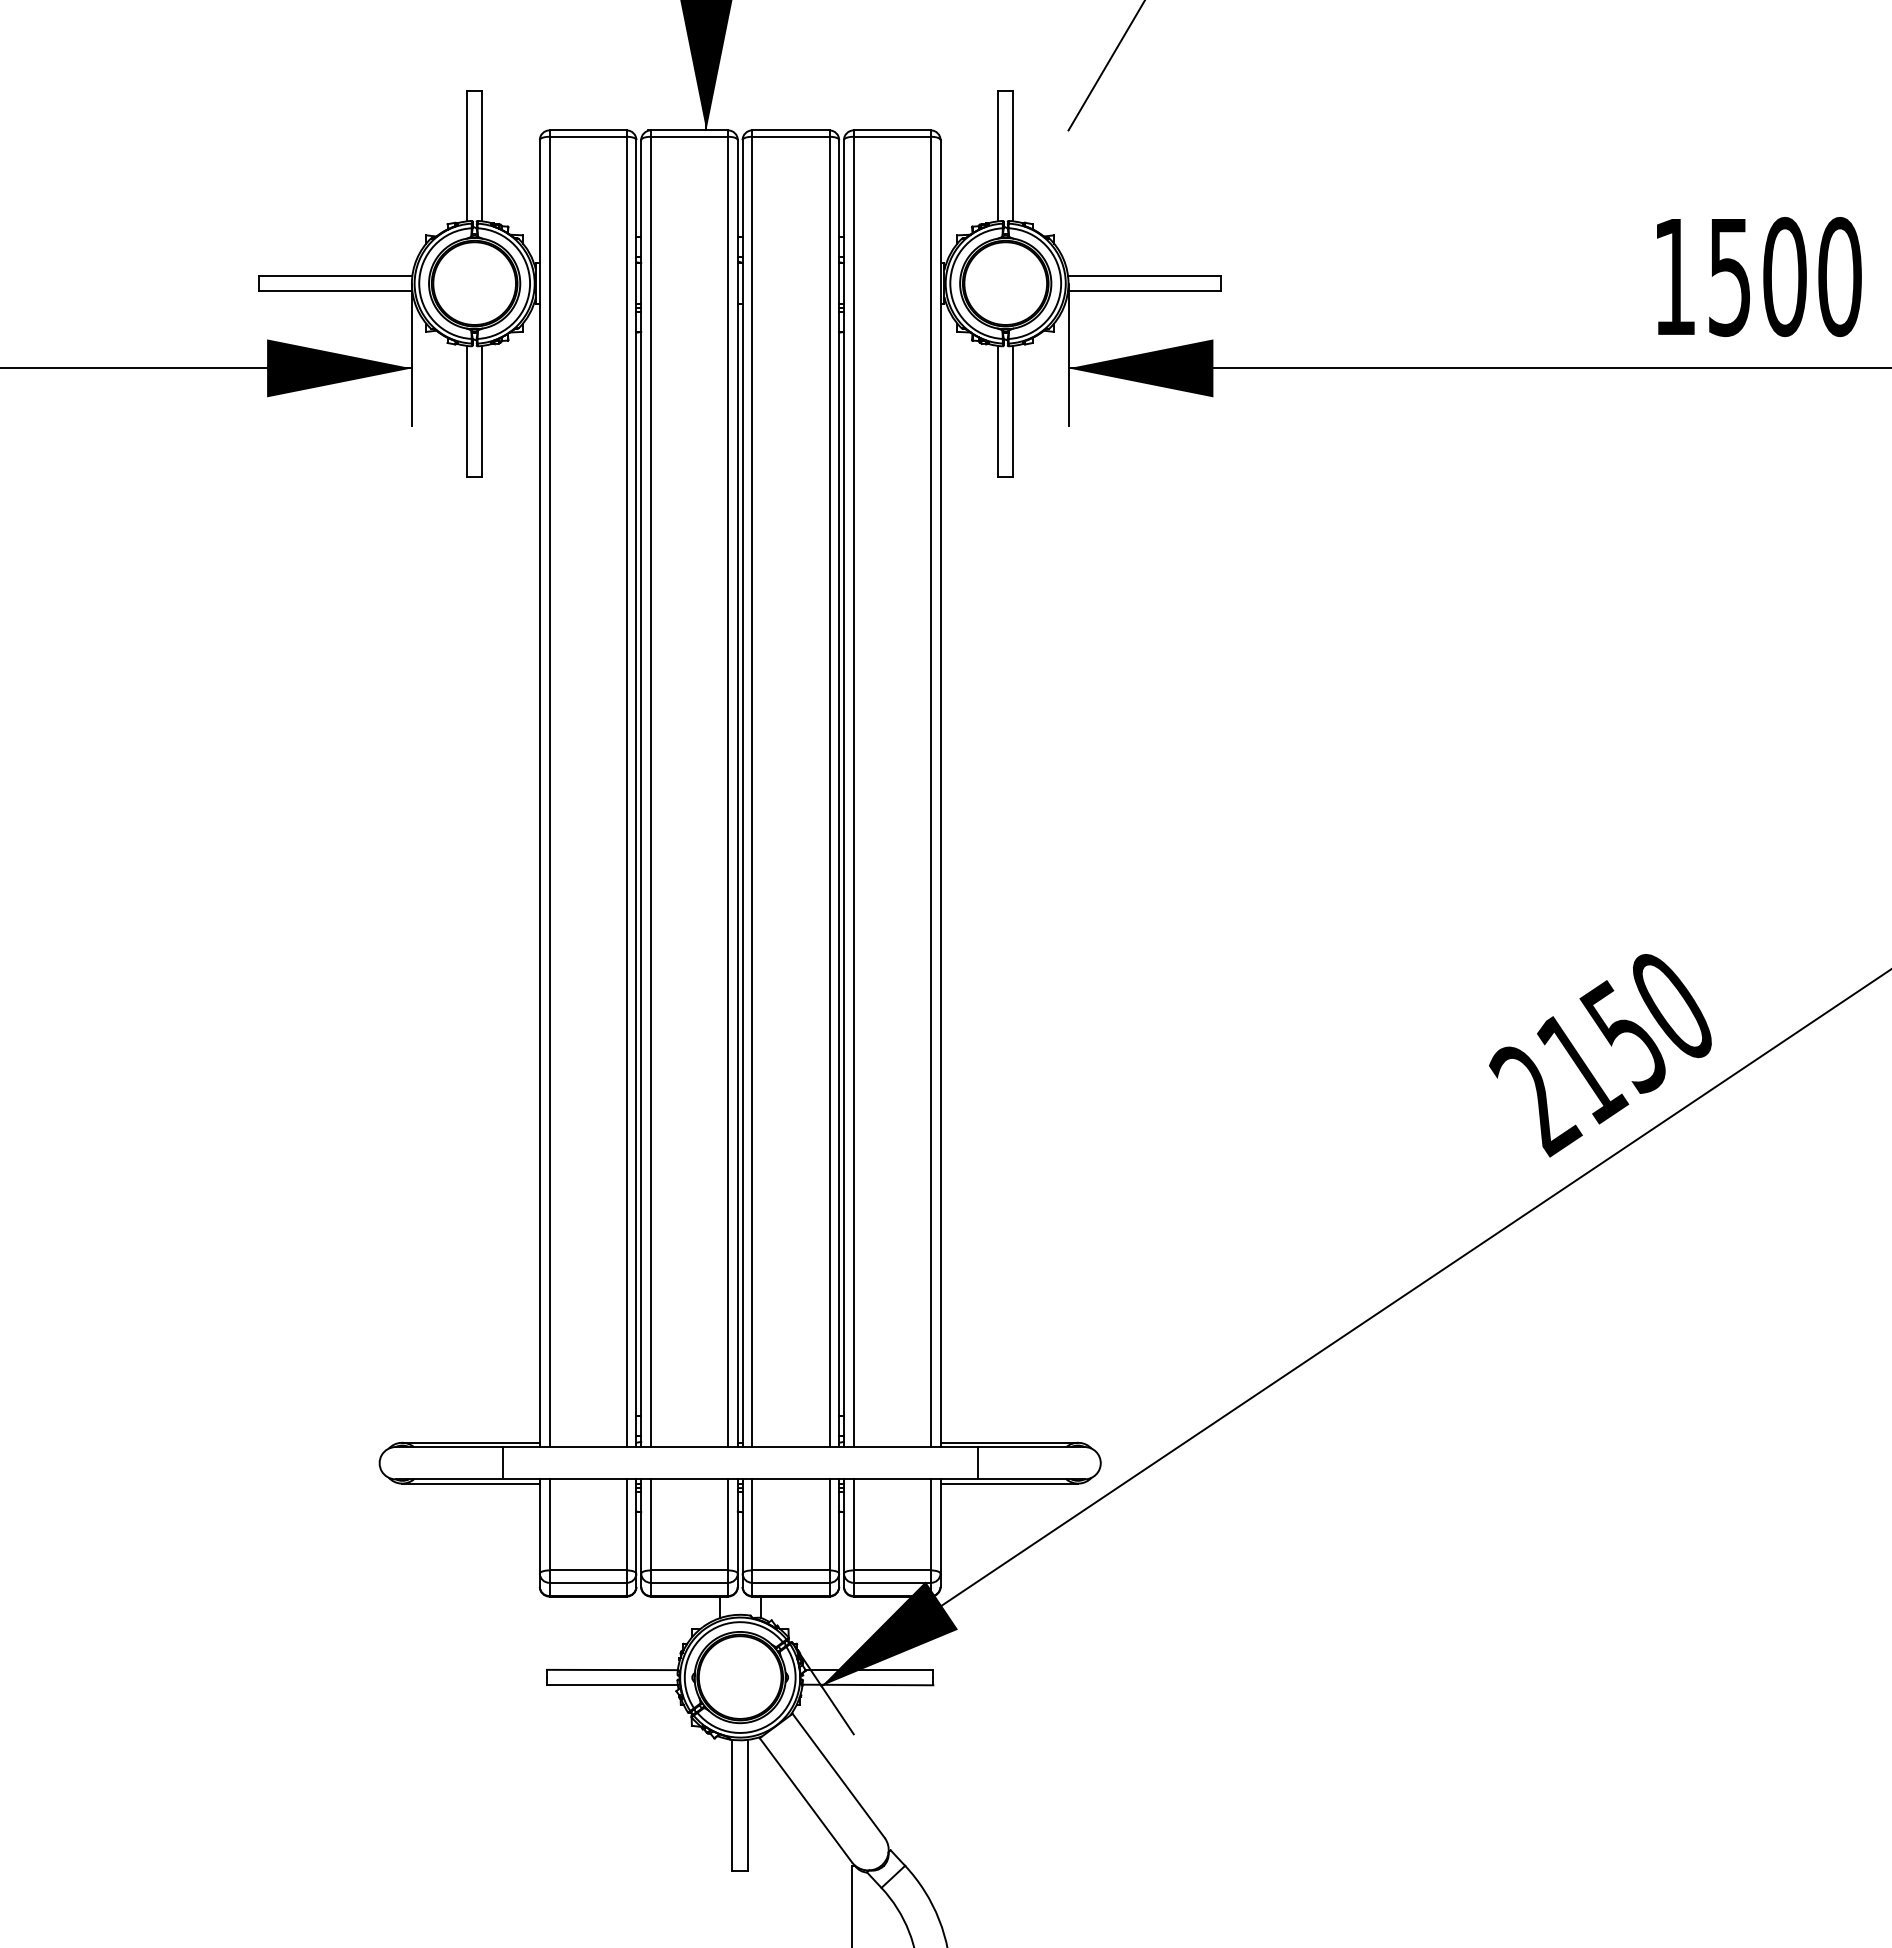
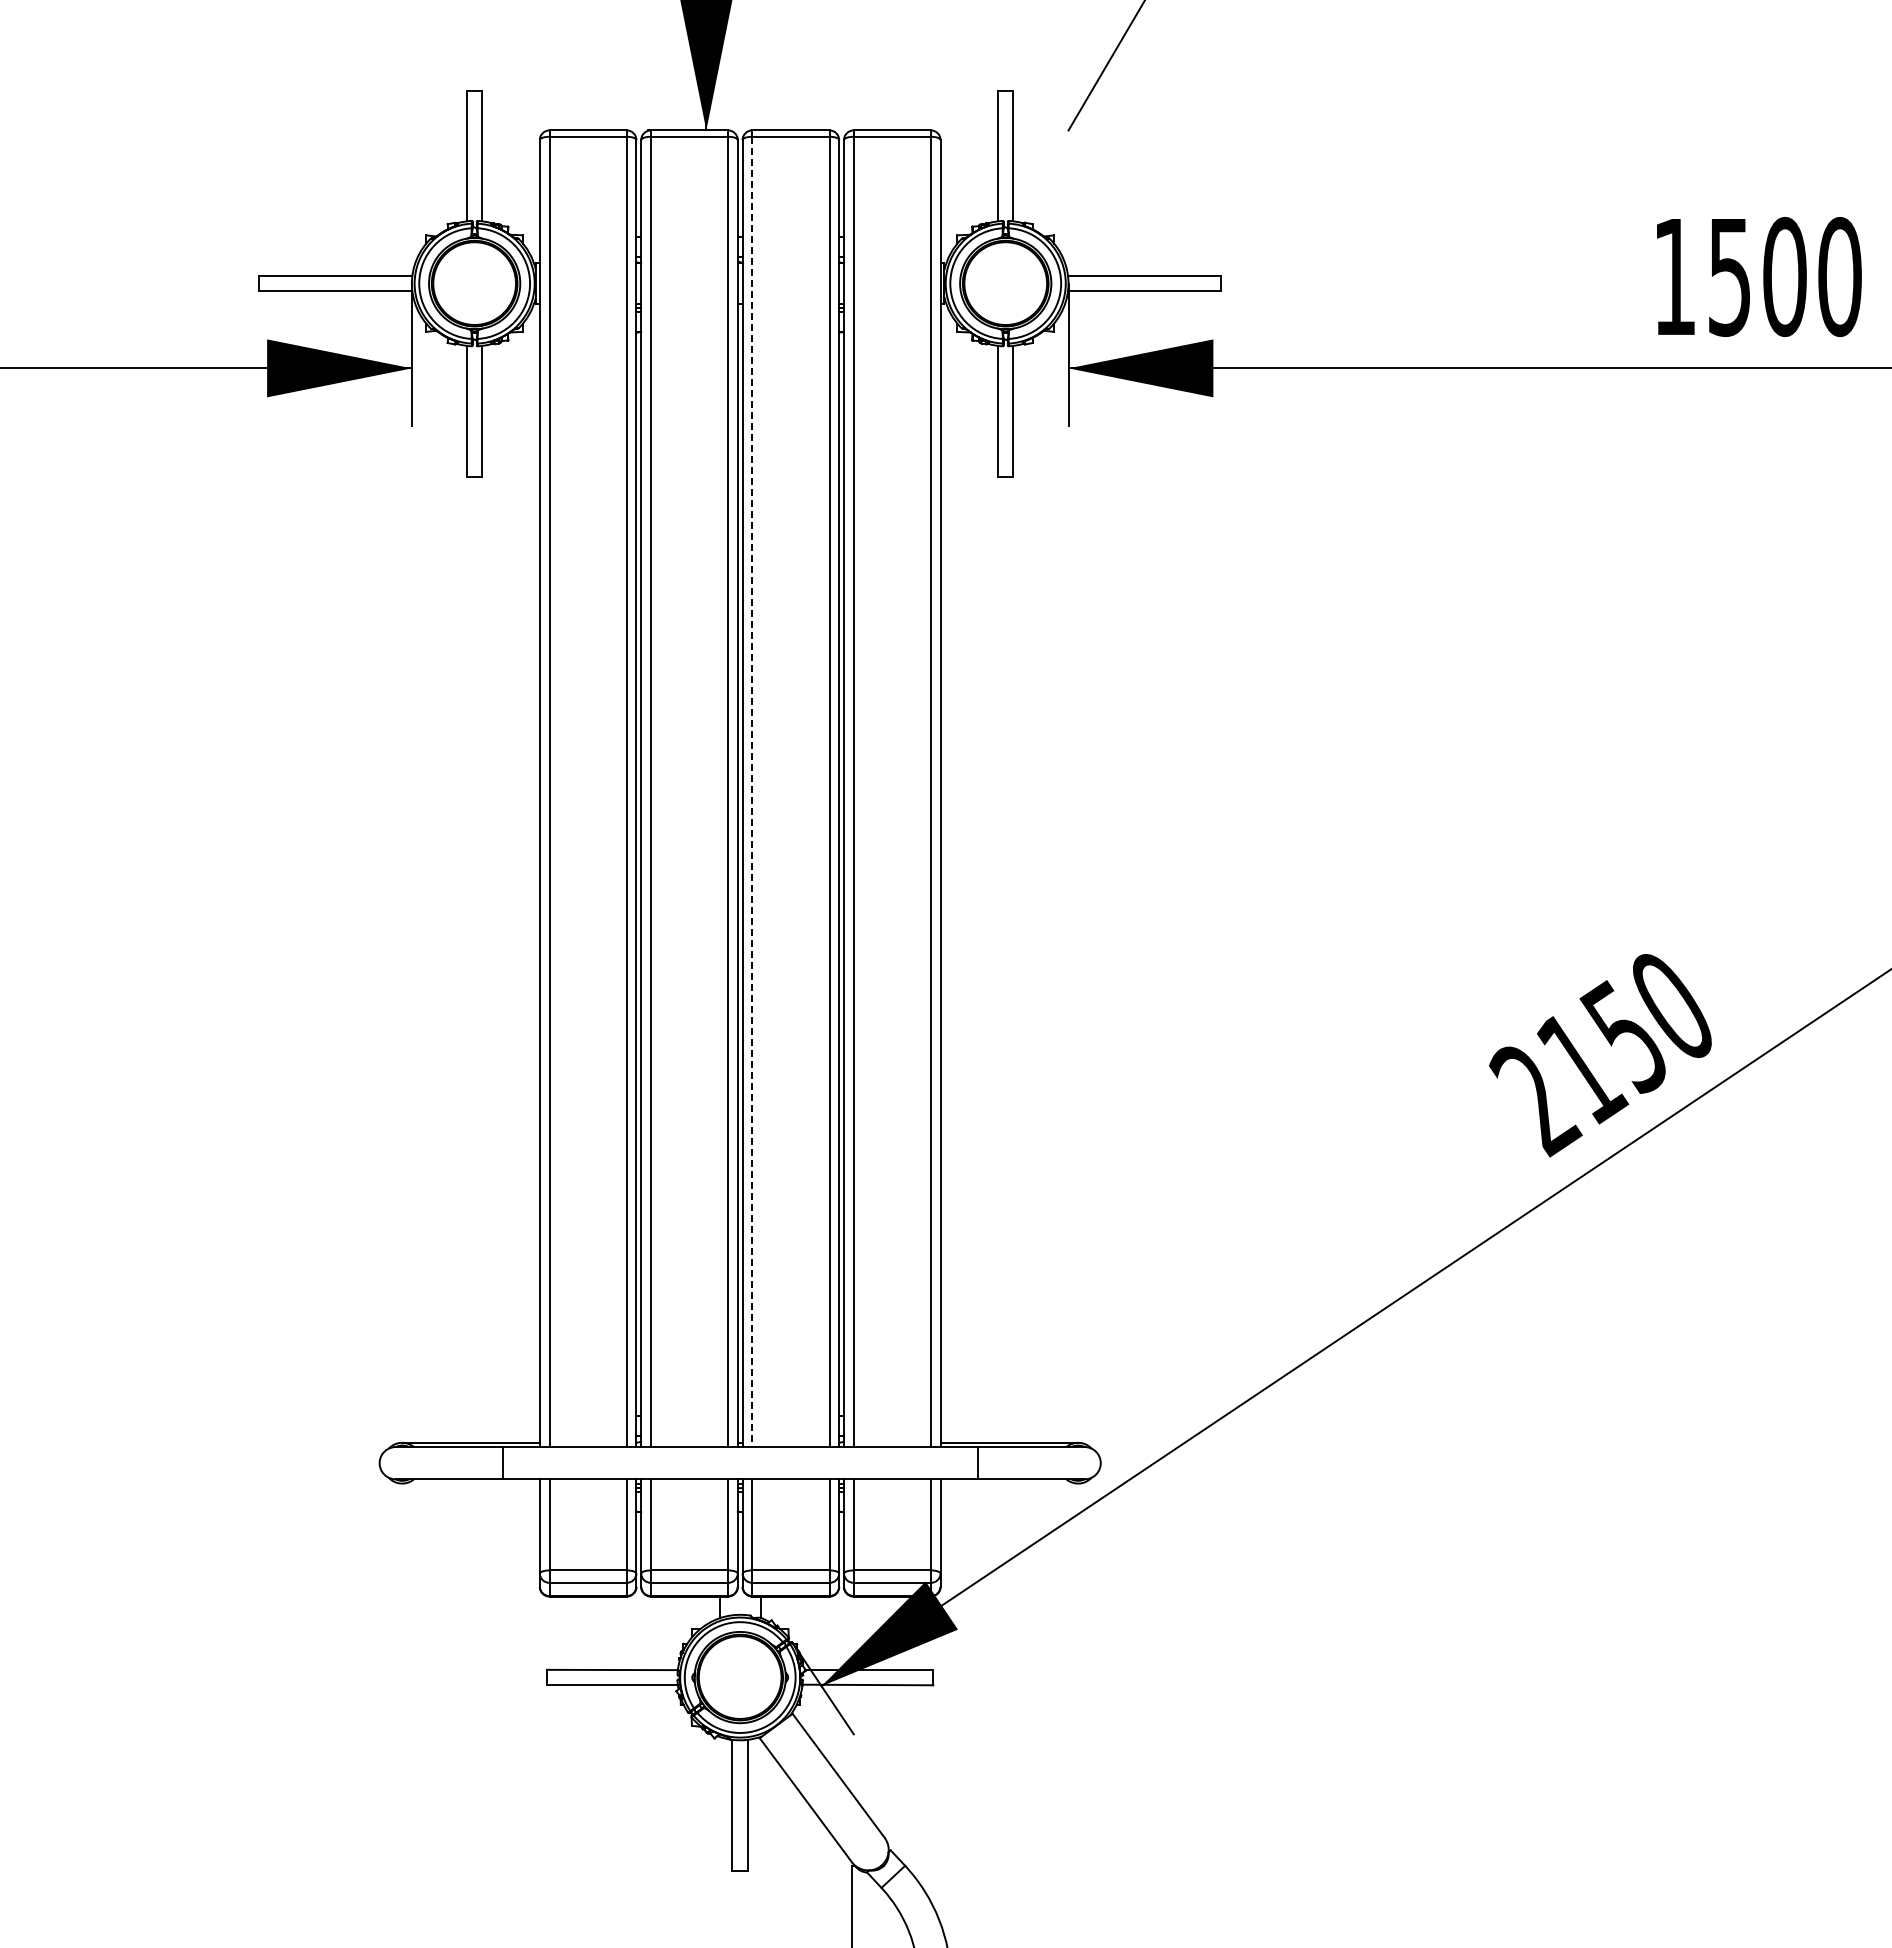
line: solid -> dashed (752, 792)
line: present -> none (470, 1483)
line: present -> none (1009, 1483)
